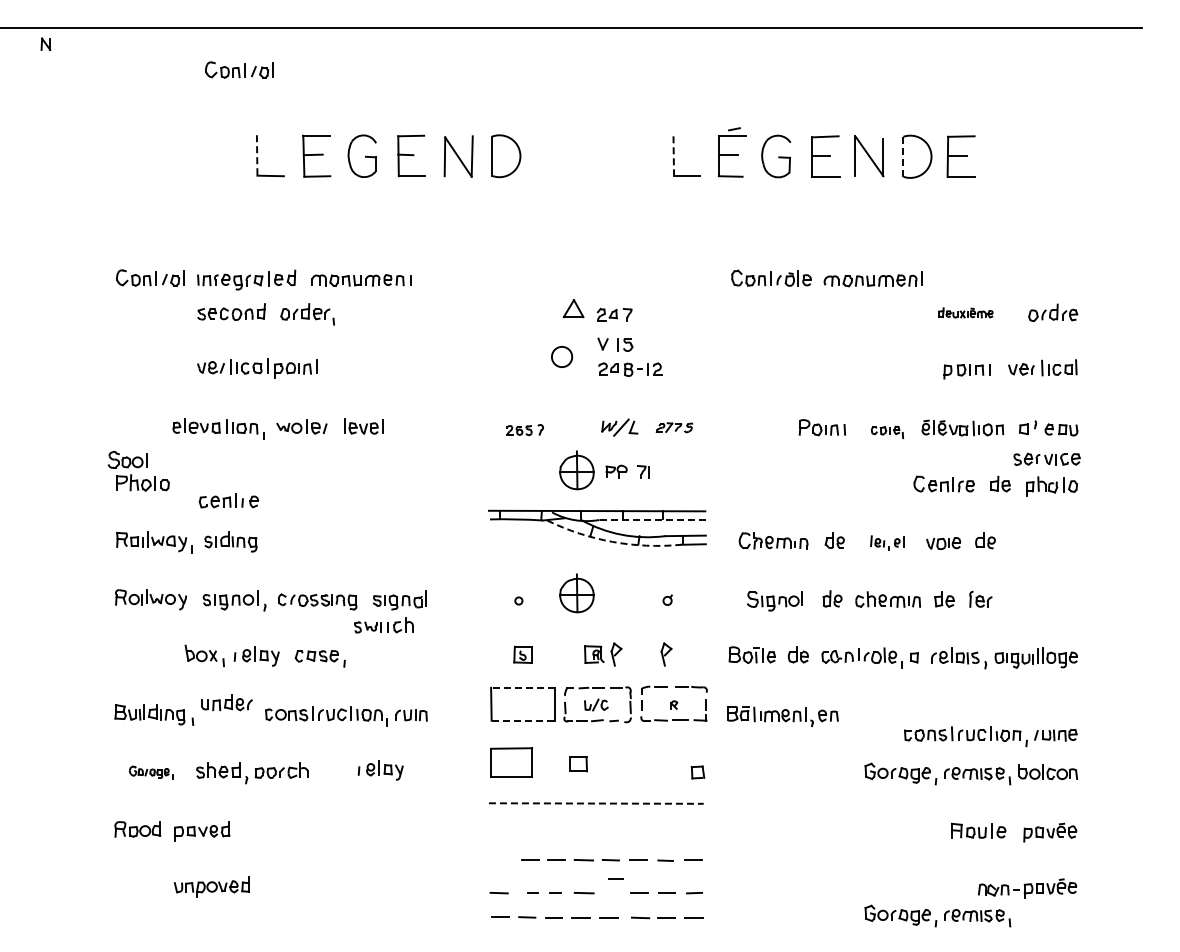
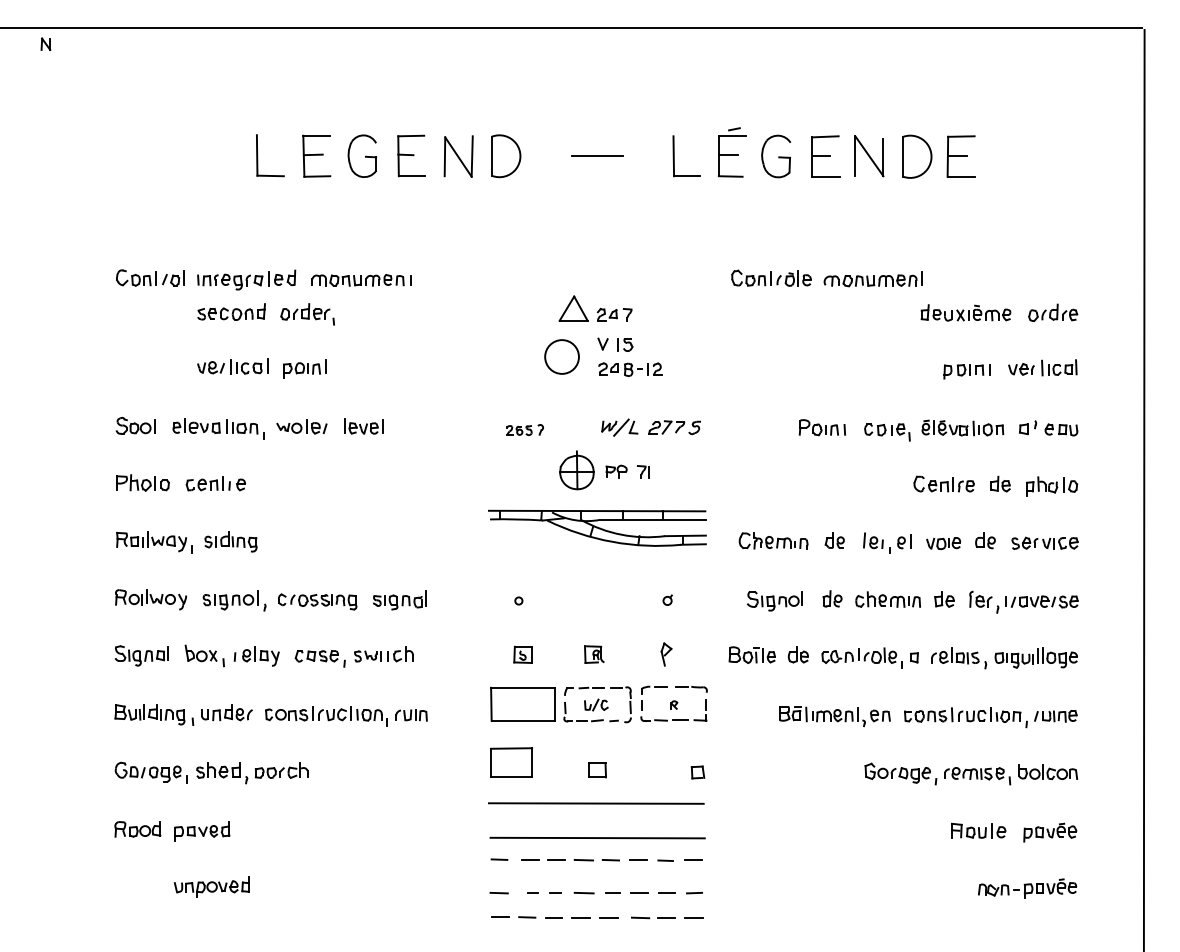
part: present -> none (239, 69)
line: dashed -> solid (257, 155)
line: none -> present (597, 156)
line: dashed -> solid (673, 156)
line: dashed -> solid (903, 156)
part size: 23x20 px -> 31x27 px (573, 308)
part size: 56x12 px -> 92x18 px (965, 312)
circle diameter: 20 px -> 34 px (561, 356)
part position: (295, 368) -> (304, 368) (304, 368)
part size: 38x12 px -> 53x16 px (674, 427)
part size: 34x15 px -> 47x19 px (887, 432)
part position: (1046, 458) -> (1044, 542) (1044, 542)
part position: (127, 459) -> (135, 425) (135, 425)
line: none -> present (1143, 488)
part position: (228, 500) -> (215, 483) (215, 483)
line: dashed -> solid (653, 519)
arc: dashed -> solid (612, 541)
part size: 35x16 px -> 49x22 px (887, 542)
part: present -> none (576, 593)
part: none -> present (1037, 604)
part position: (383, 625) -> (383, 654) (383, 654)
part: present -> none (616, 654)
part: none -> present (141, 655)
line: dashed -> solid (522, 687)
part position: (226, 702) -> (226, 712) (226, 712)
part position: (782, 716) -> (834, 716) (834, 716)
line: dashed -> solid (523, 720)
part position: (990, 736) -> (990, 717) (990, 717)
part position: (578, 764) -> (597, 770) (597, 770)
part: present -> none (380, 770)
part size: 46x15 px -> 74x23 px (150, 772)
line: dashed -> solid (596, 803)
line: none -> present (597, 837)
line: none -> present (499, 859)
line position: (615, 878) -> (612, 892) (612, 892)
part: present -> none (937, 915)
